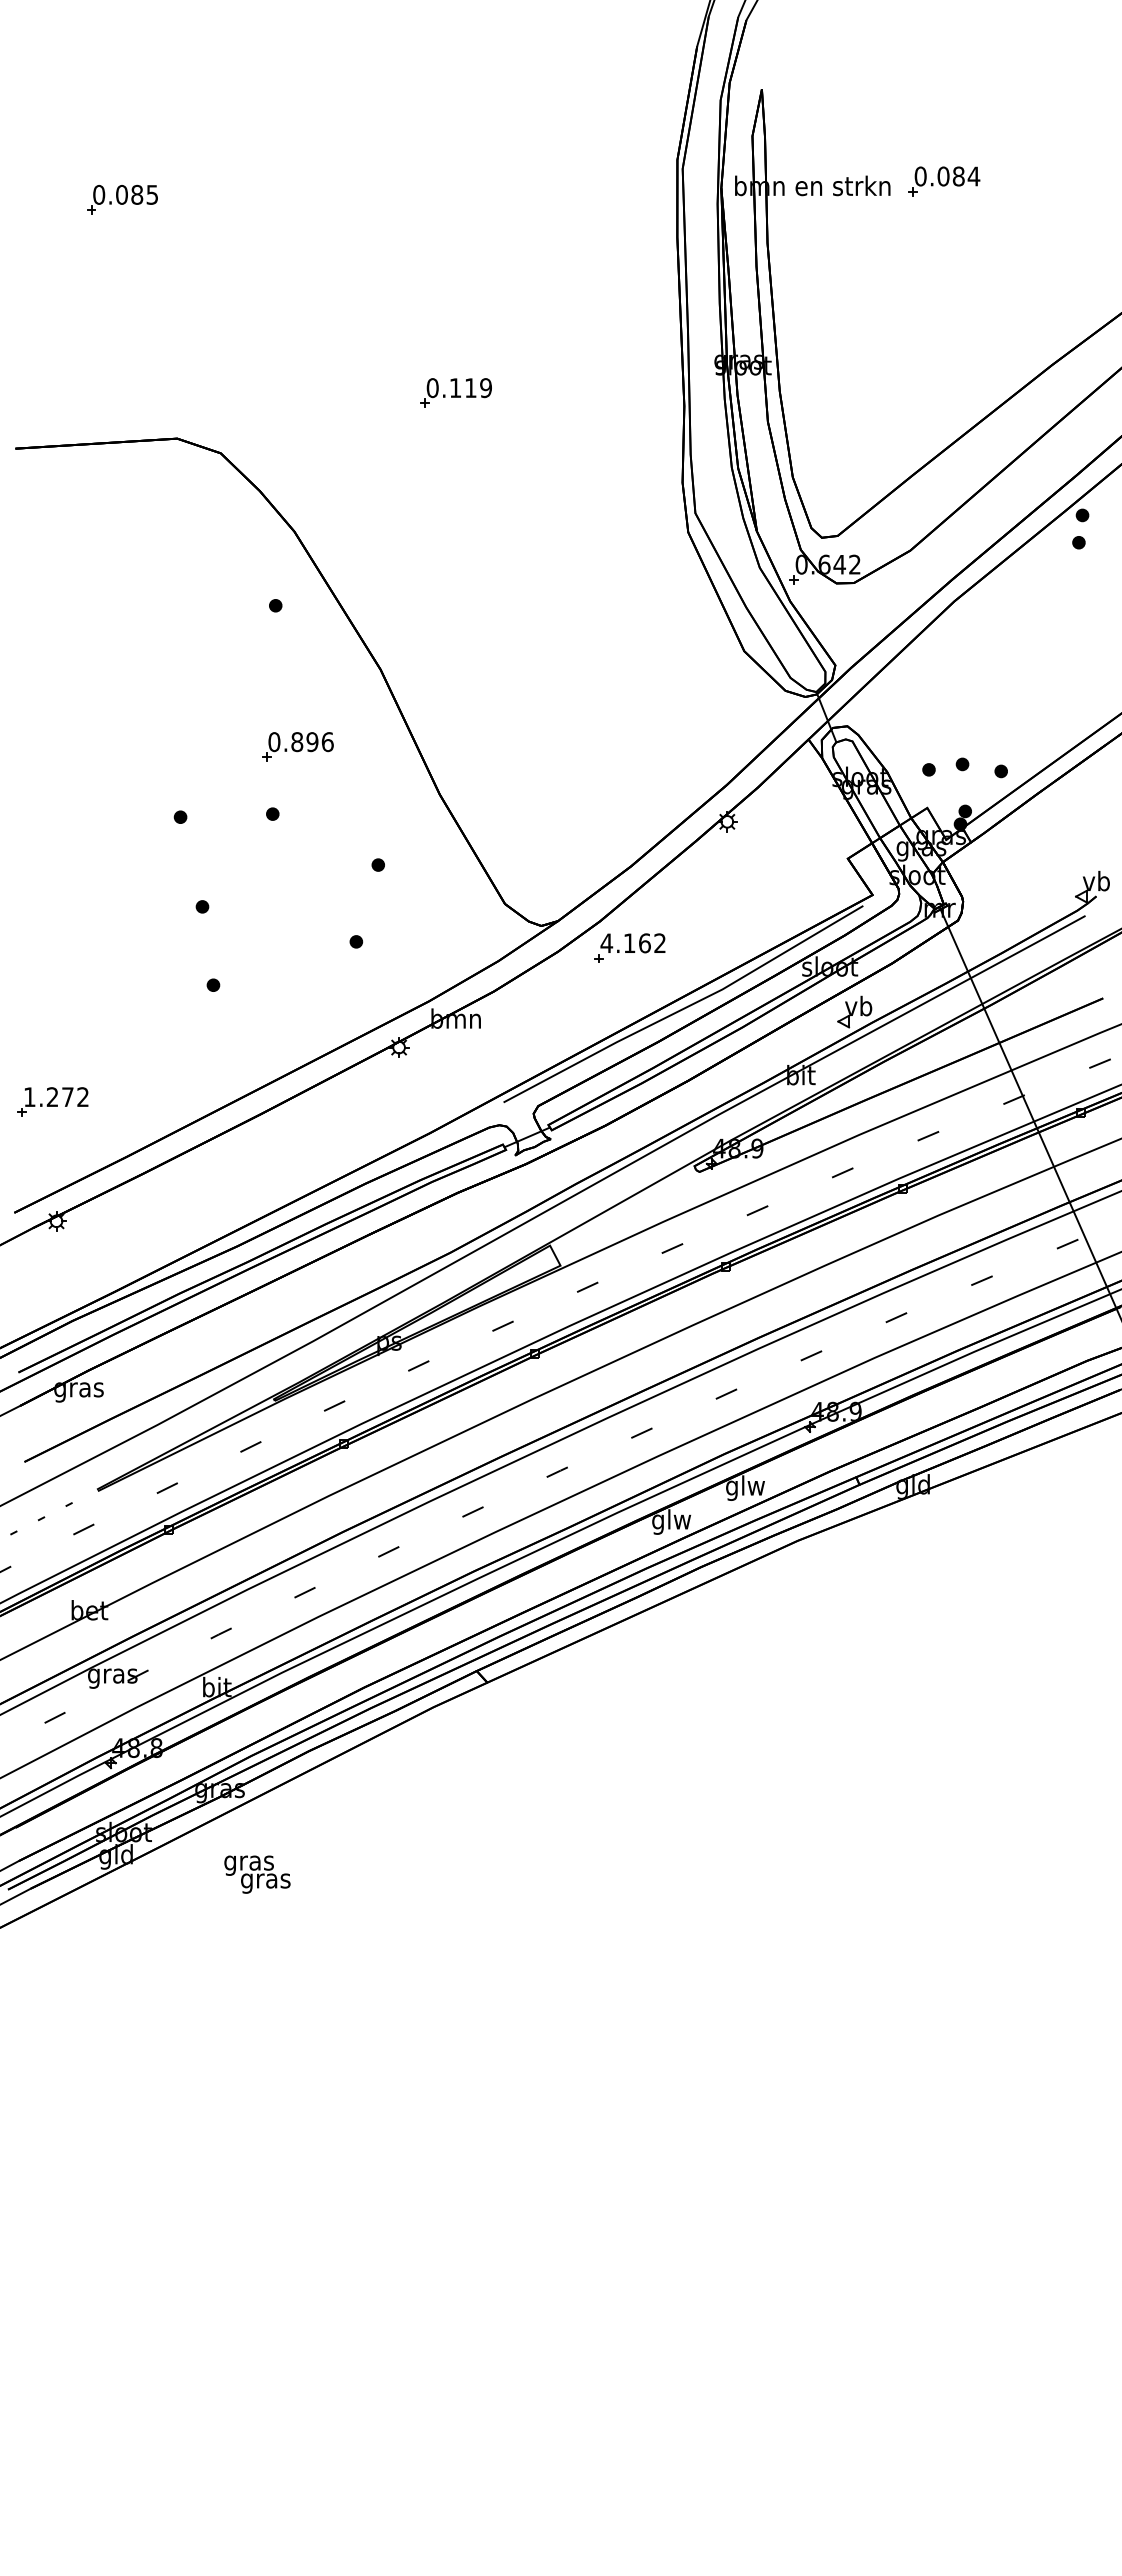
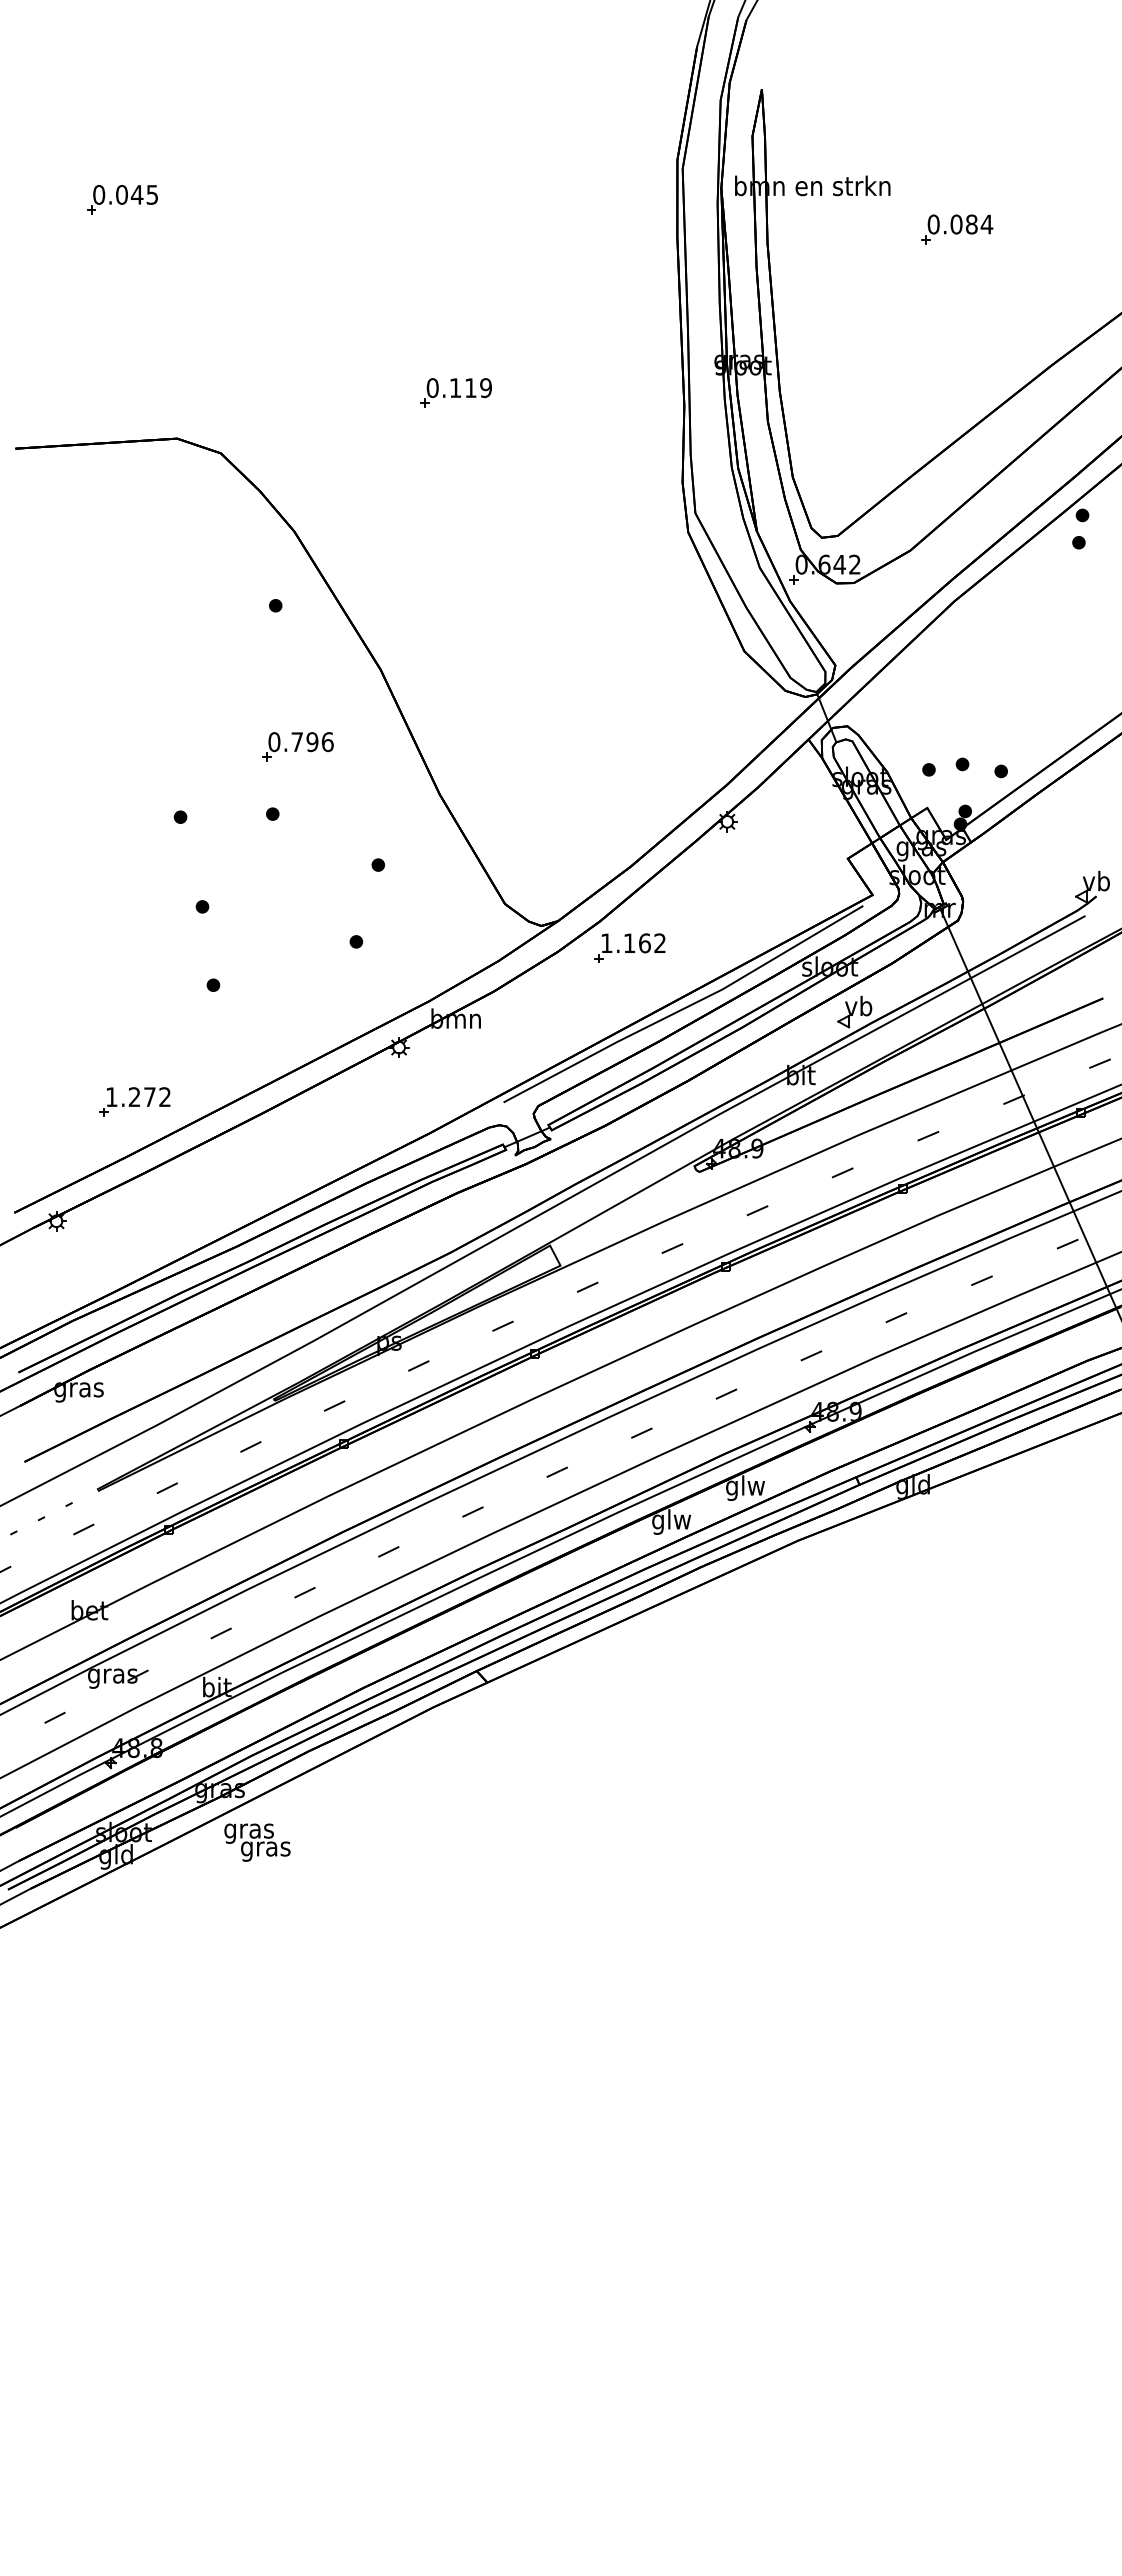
part position: (944, 181) -> (957, 229) (957, 229)
text: 0.085 -> 0.045 (136, 194)
text: 0.896 -> 0.796 (297, 742)
text: 4.162 -> 1.162 (606, 942)
part position: (52, 1101) -> (134, 1101) (134, 1101)
text position: (257, 1874) -> (257, 1842) (257, 1842)
